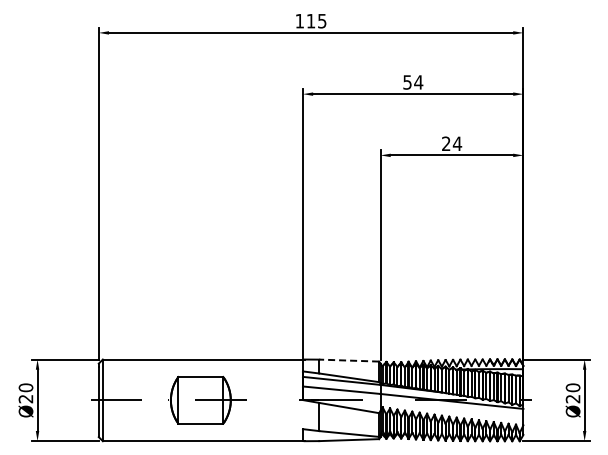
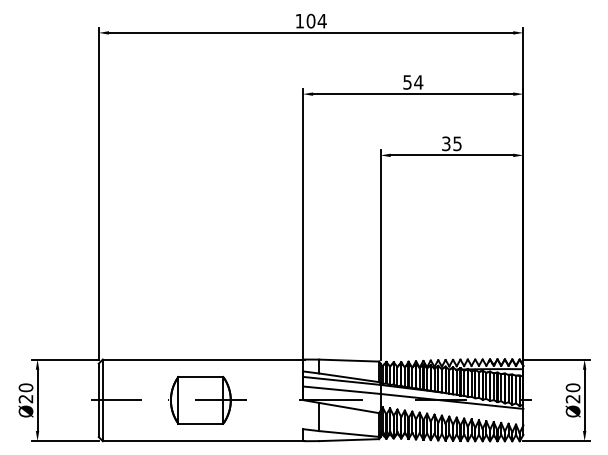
text: 115 -> 104 (316, 20)
text: 24 -> 35 (452, 143)
line: dashed -> solid (349, 360)
